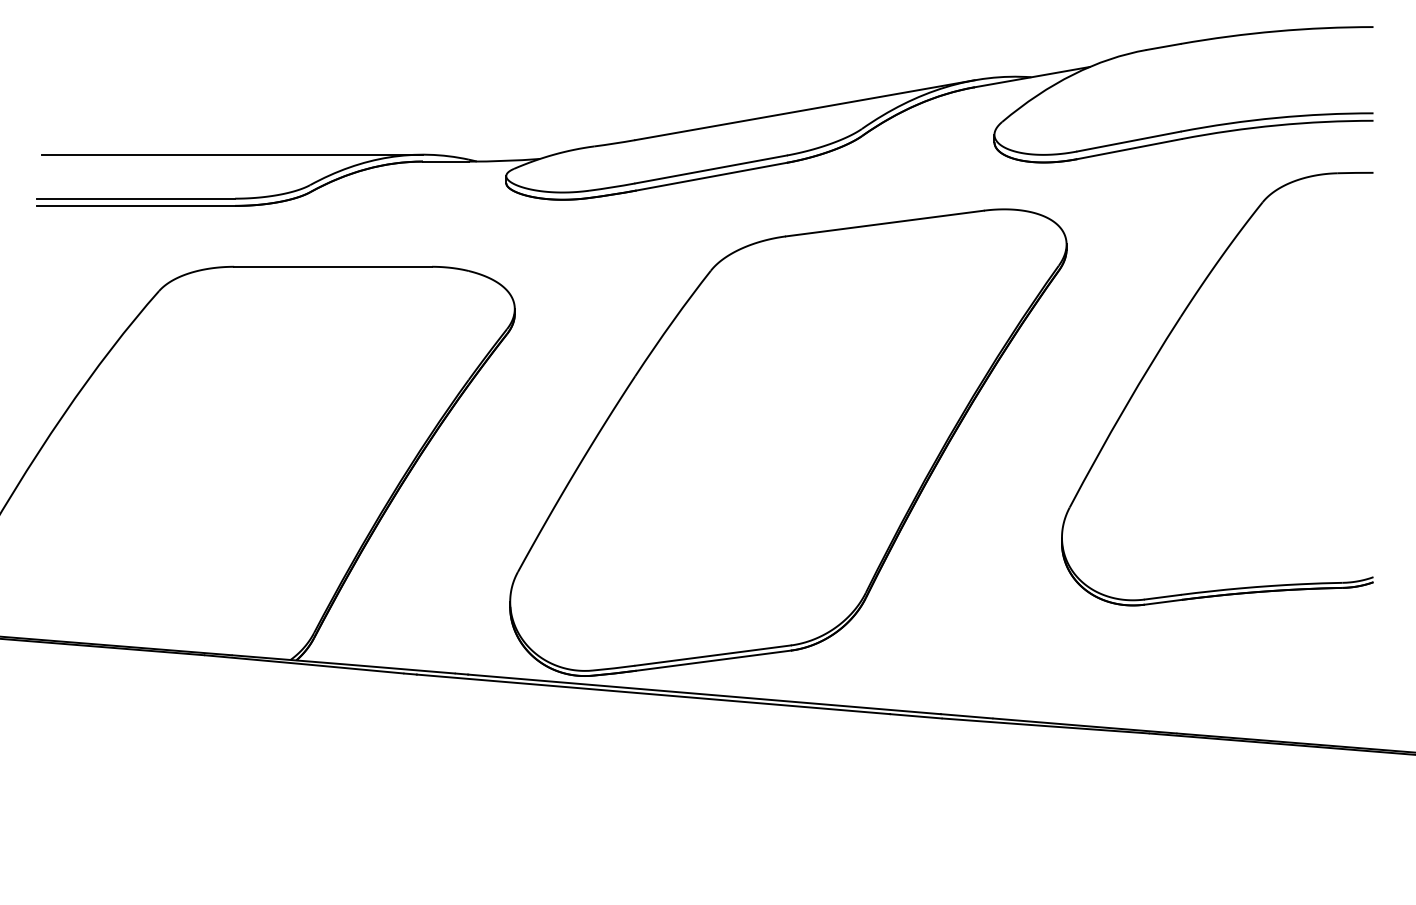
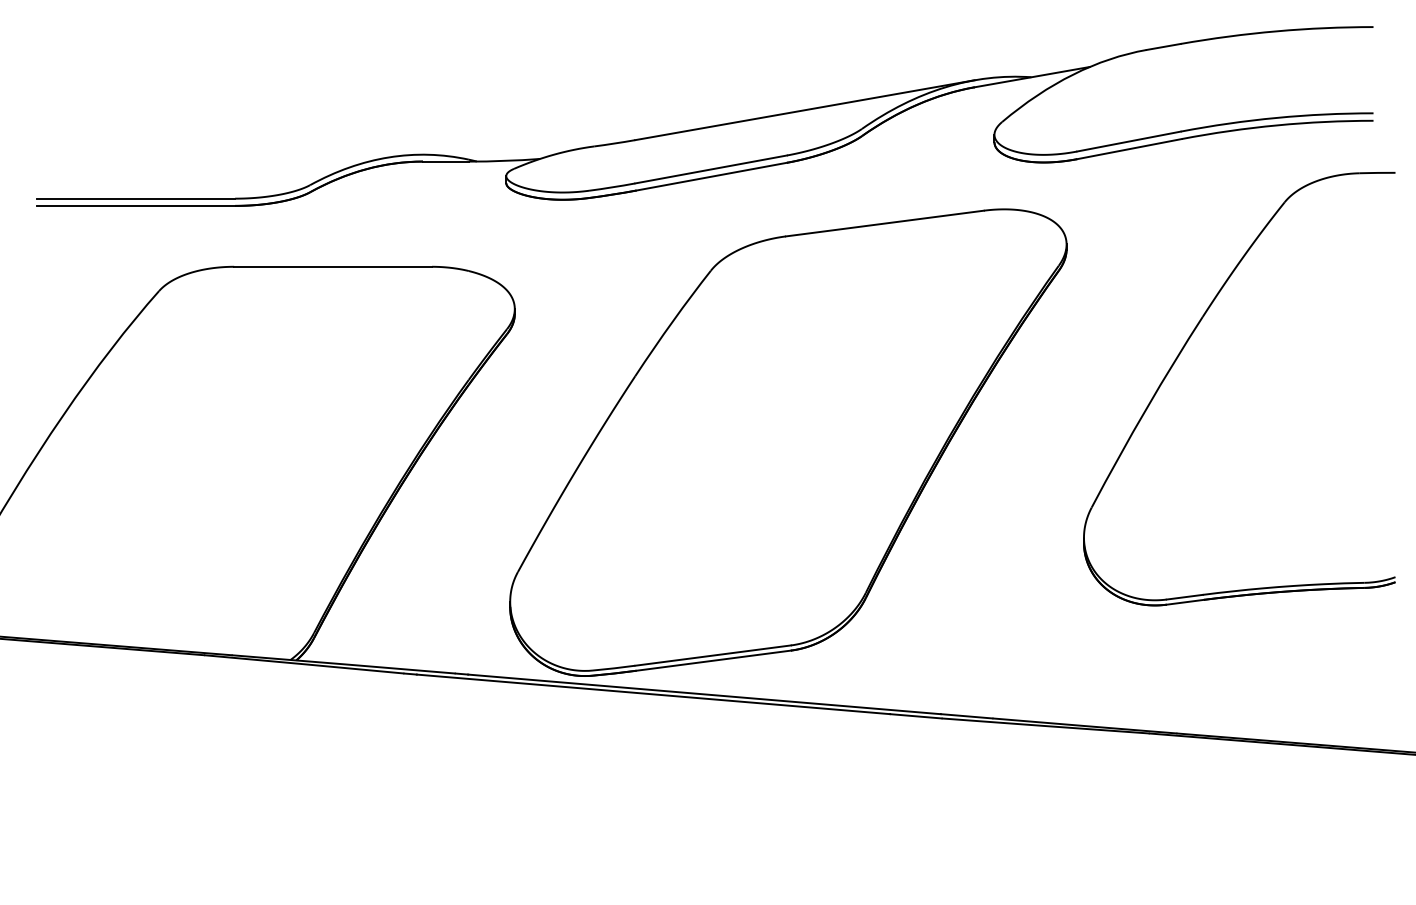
line: present -> none (232, 154)
part position: (1160, 351) -> (1182, 351) (1182, 351)
